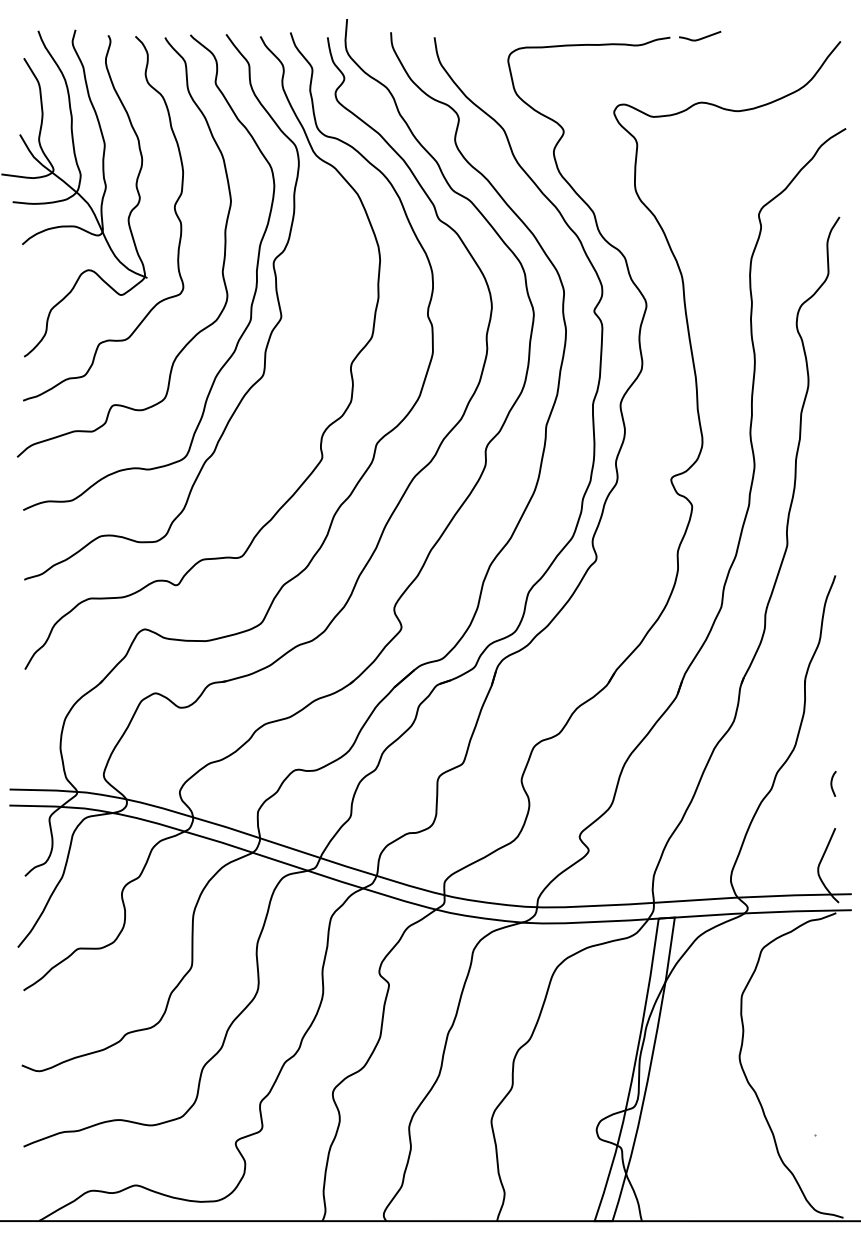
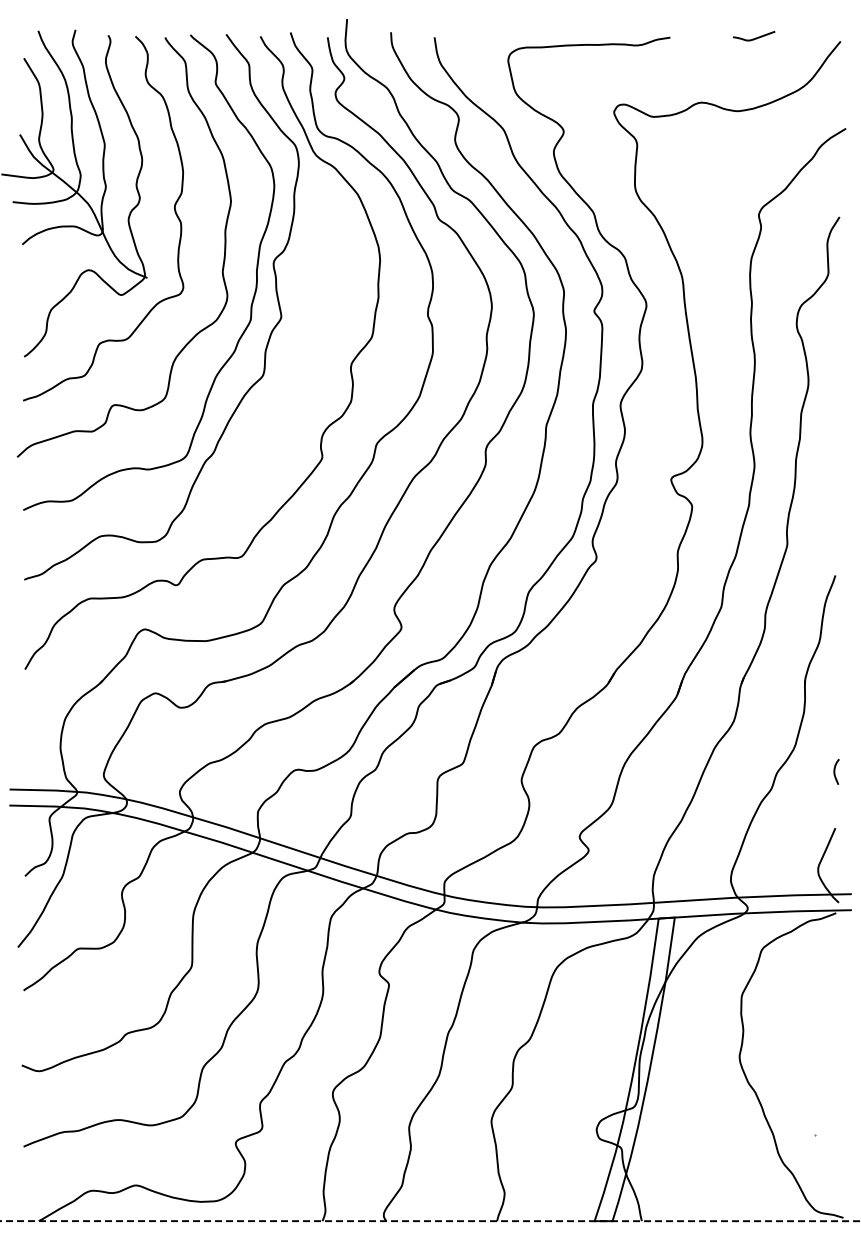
curve position: (701, 37) -> (755, 37) (755, 37)
curve position: (832, 783) -> (835, 771) (835, 771)
line: solid -> dashed (430, 1221)
